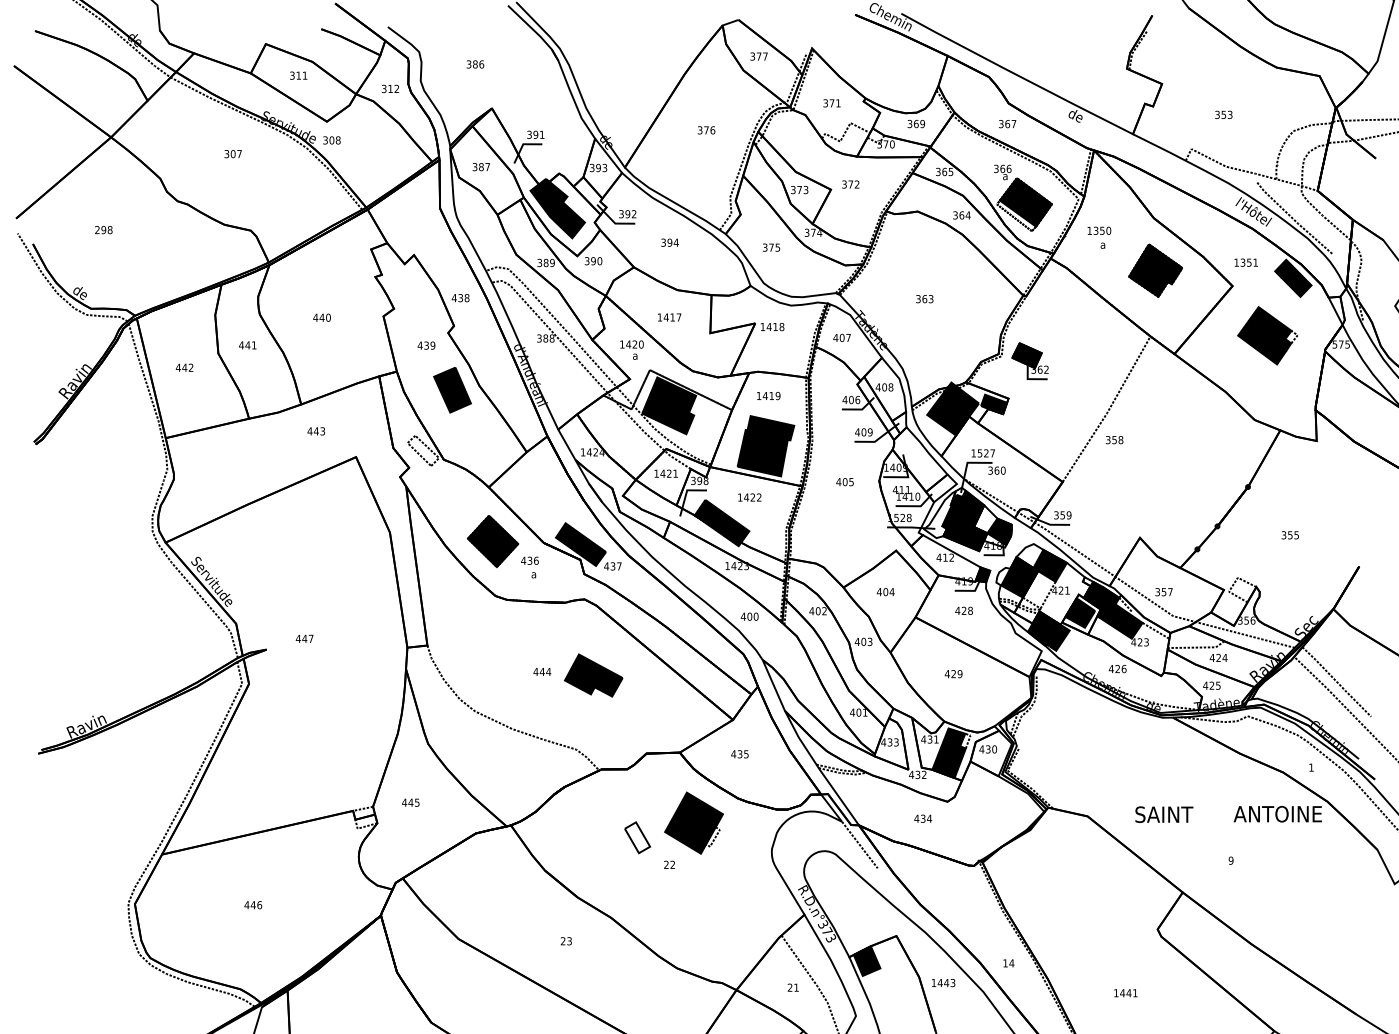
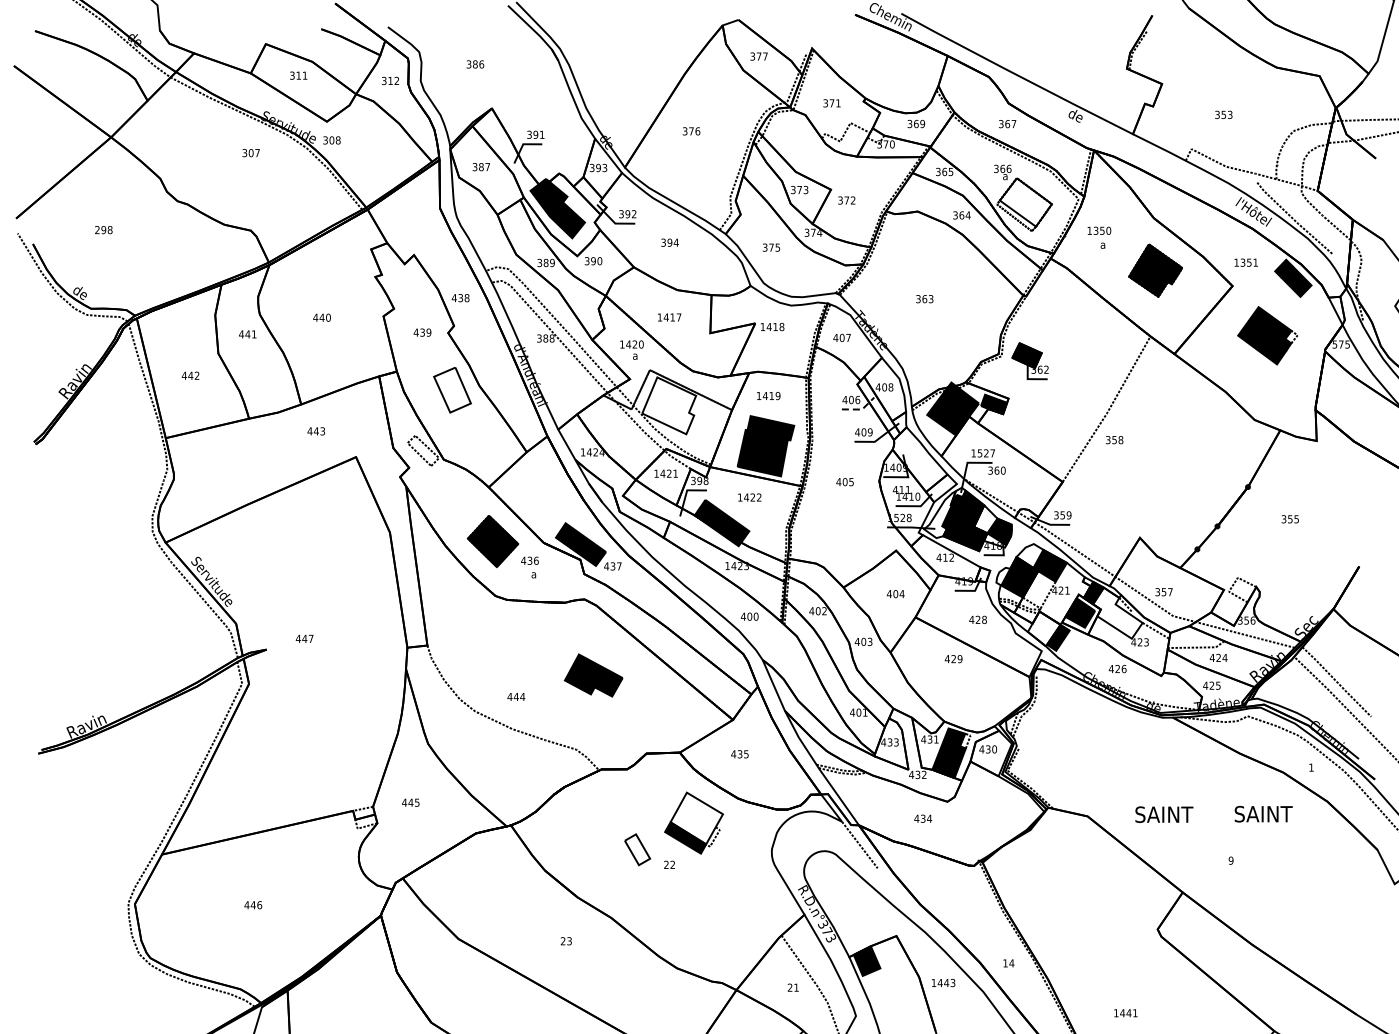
text position: (390, 88) -> (390, 80) (390, 80)
text position: (706, 130) -> (691, 131) (691, 131)
text position: (232, 154) -> (250, 153) (250, 153)
text position: (850, 184) -> (846, 200) (846, 200)
fill: present -> none (1025, 202)
text position: (247, 345) -> (247, 334) (247, 334)
text position: (426, 345) -> (422, 332) (422, 332)
text position: (184, 367) -> (190, 375) (190, 375)
fill: present -> none (452, 389)
fill: present -> none (669, 405)
line: solid -> dashed (861, 409)
text position: (1289, 535) -> (1289, 519) (1289, 519)
fill: present -> none (982, 574)
text position: (885, 592) -> (895, 594) (895, 594)
text position: (963, 610) -> (977, 619) (977, 619)
fill: present -> none (1117, 612)
fill: present -> none (1043, 628)
text position: (542, 671) -> (516, 696) (516, 696)
text position: (953, 674) -> (953, 659) (953, 659)
text: ANTOINE -> SAINT (1277, 813)
fill: present -> none (696, 818)
part position: (637, 837) -> (637, 849) (637, 849)
text position: (1125, 993) -> (1125, 1013) (1125, 1013)
